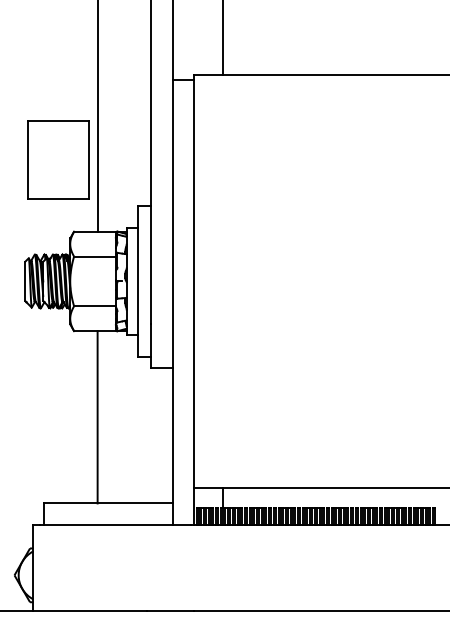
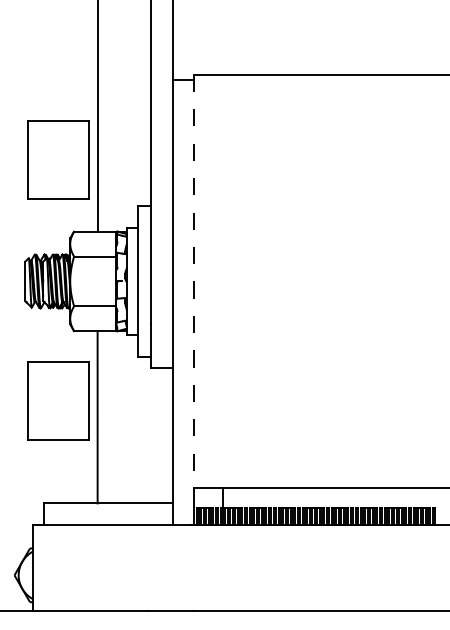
line: present -> none (222, 38)
line: solid -> dashed (194, 281)
part: none -> present (58, 400)
